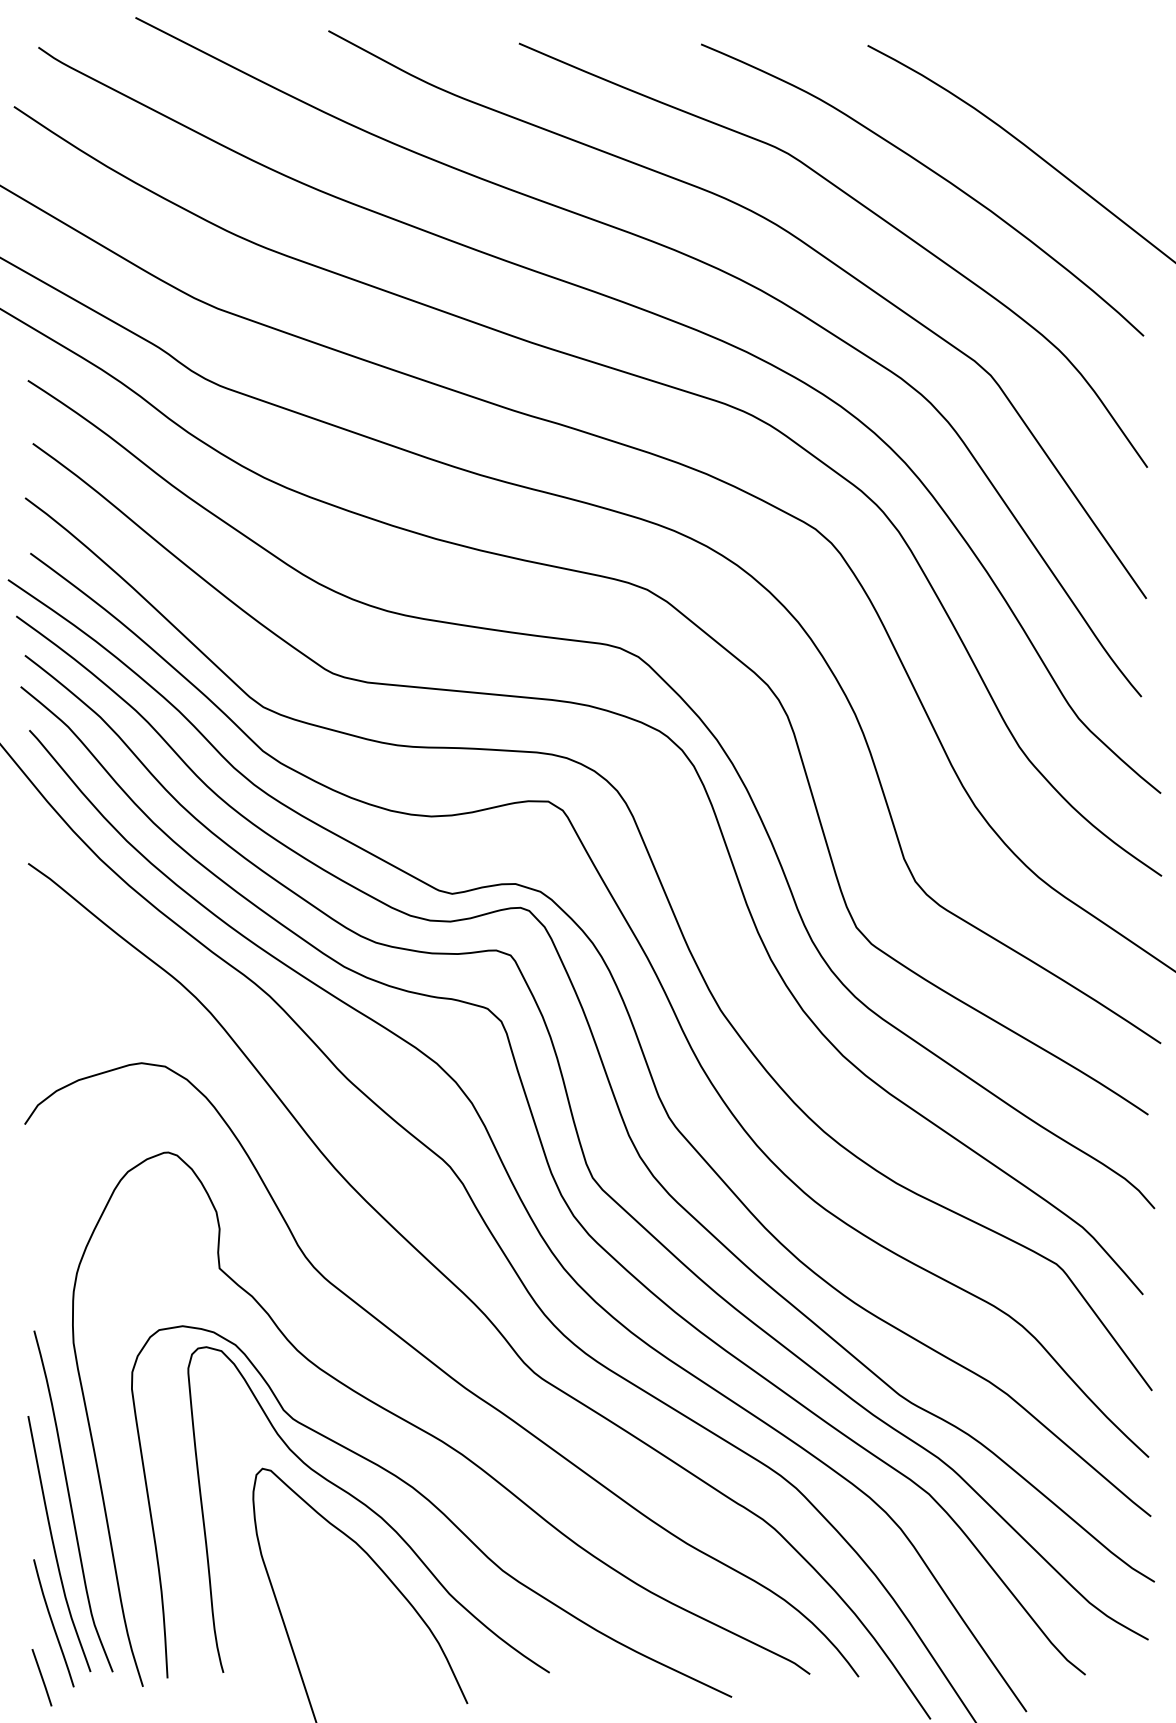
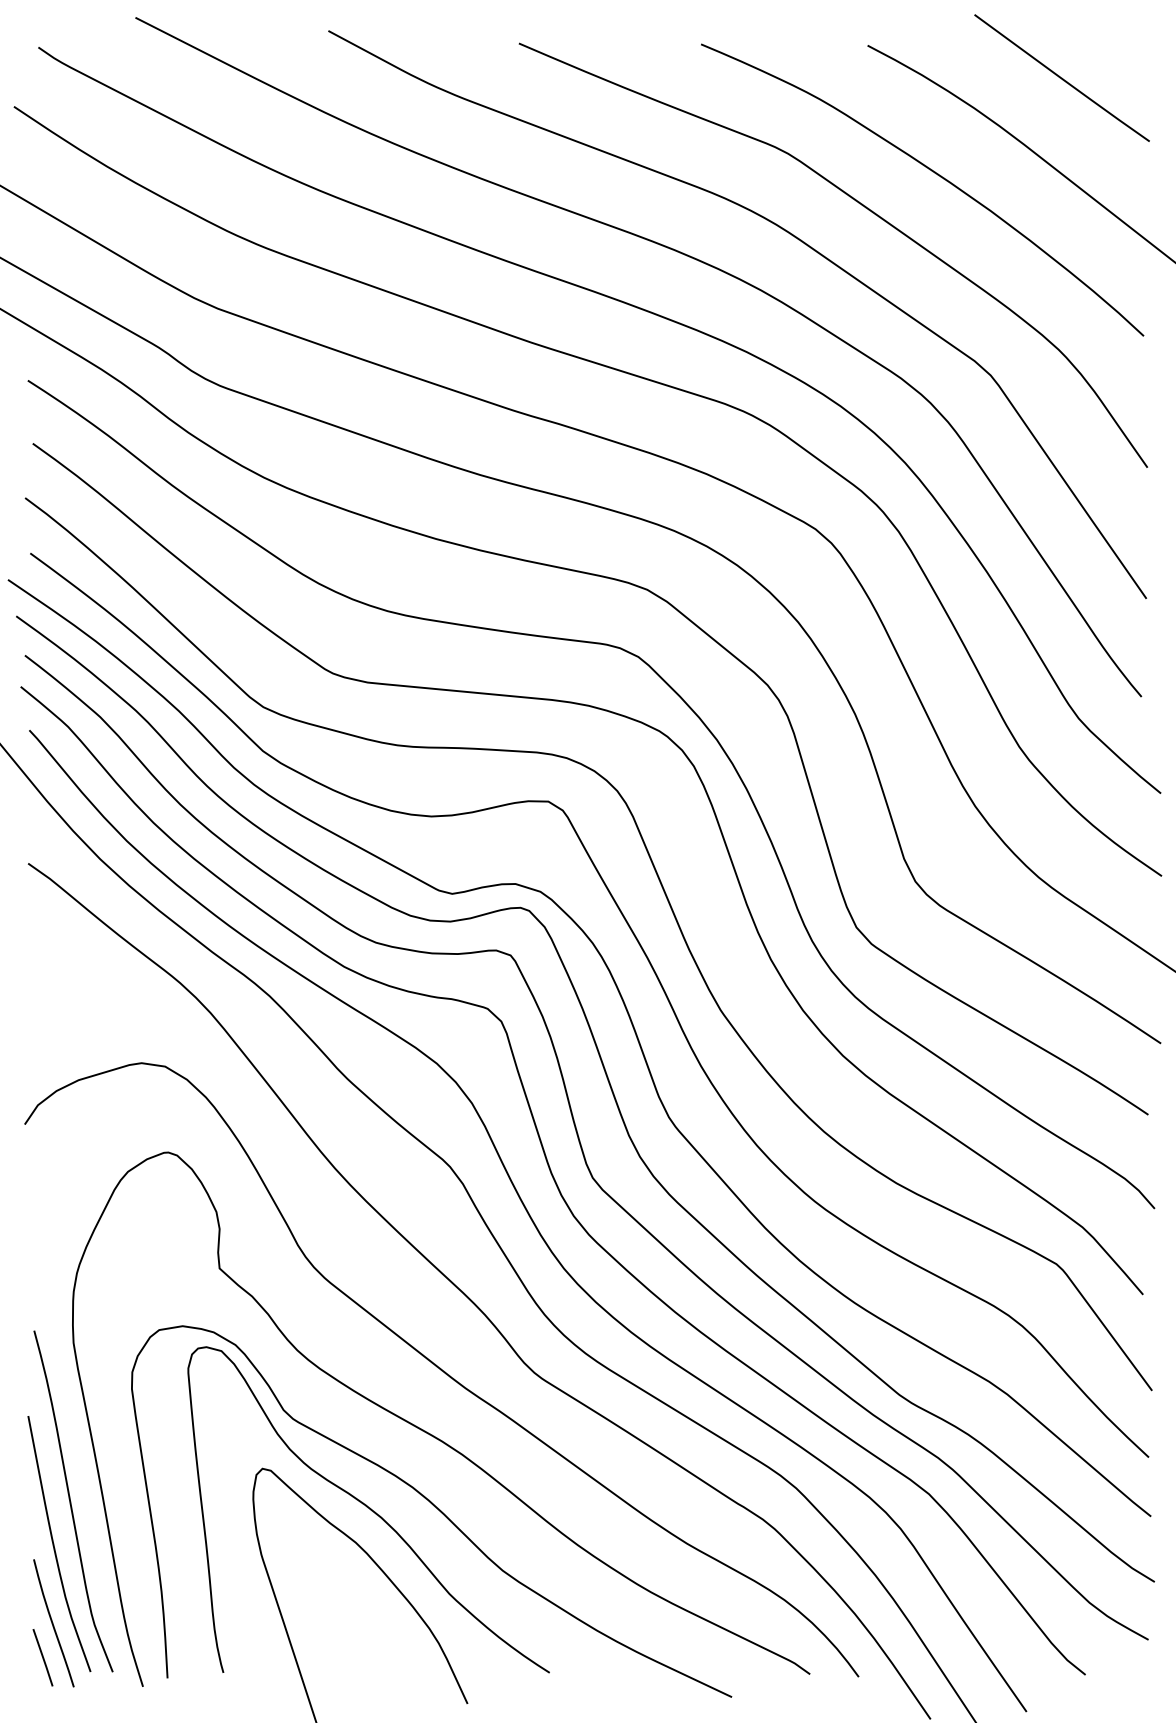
line: none -> present (1061, 77)
line position: (41, 1677) -> (42, 1657) (42, 1657)
